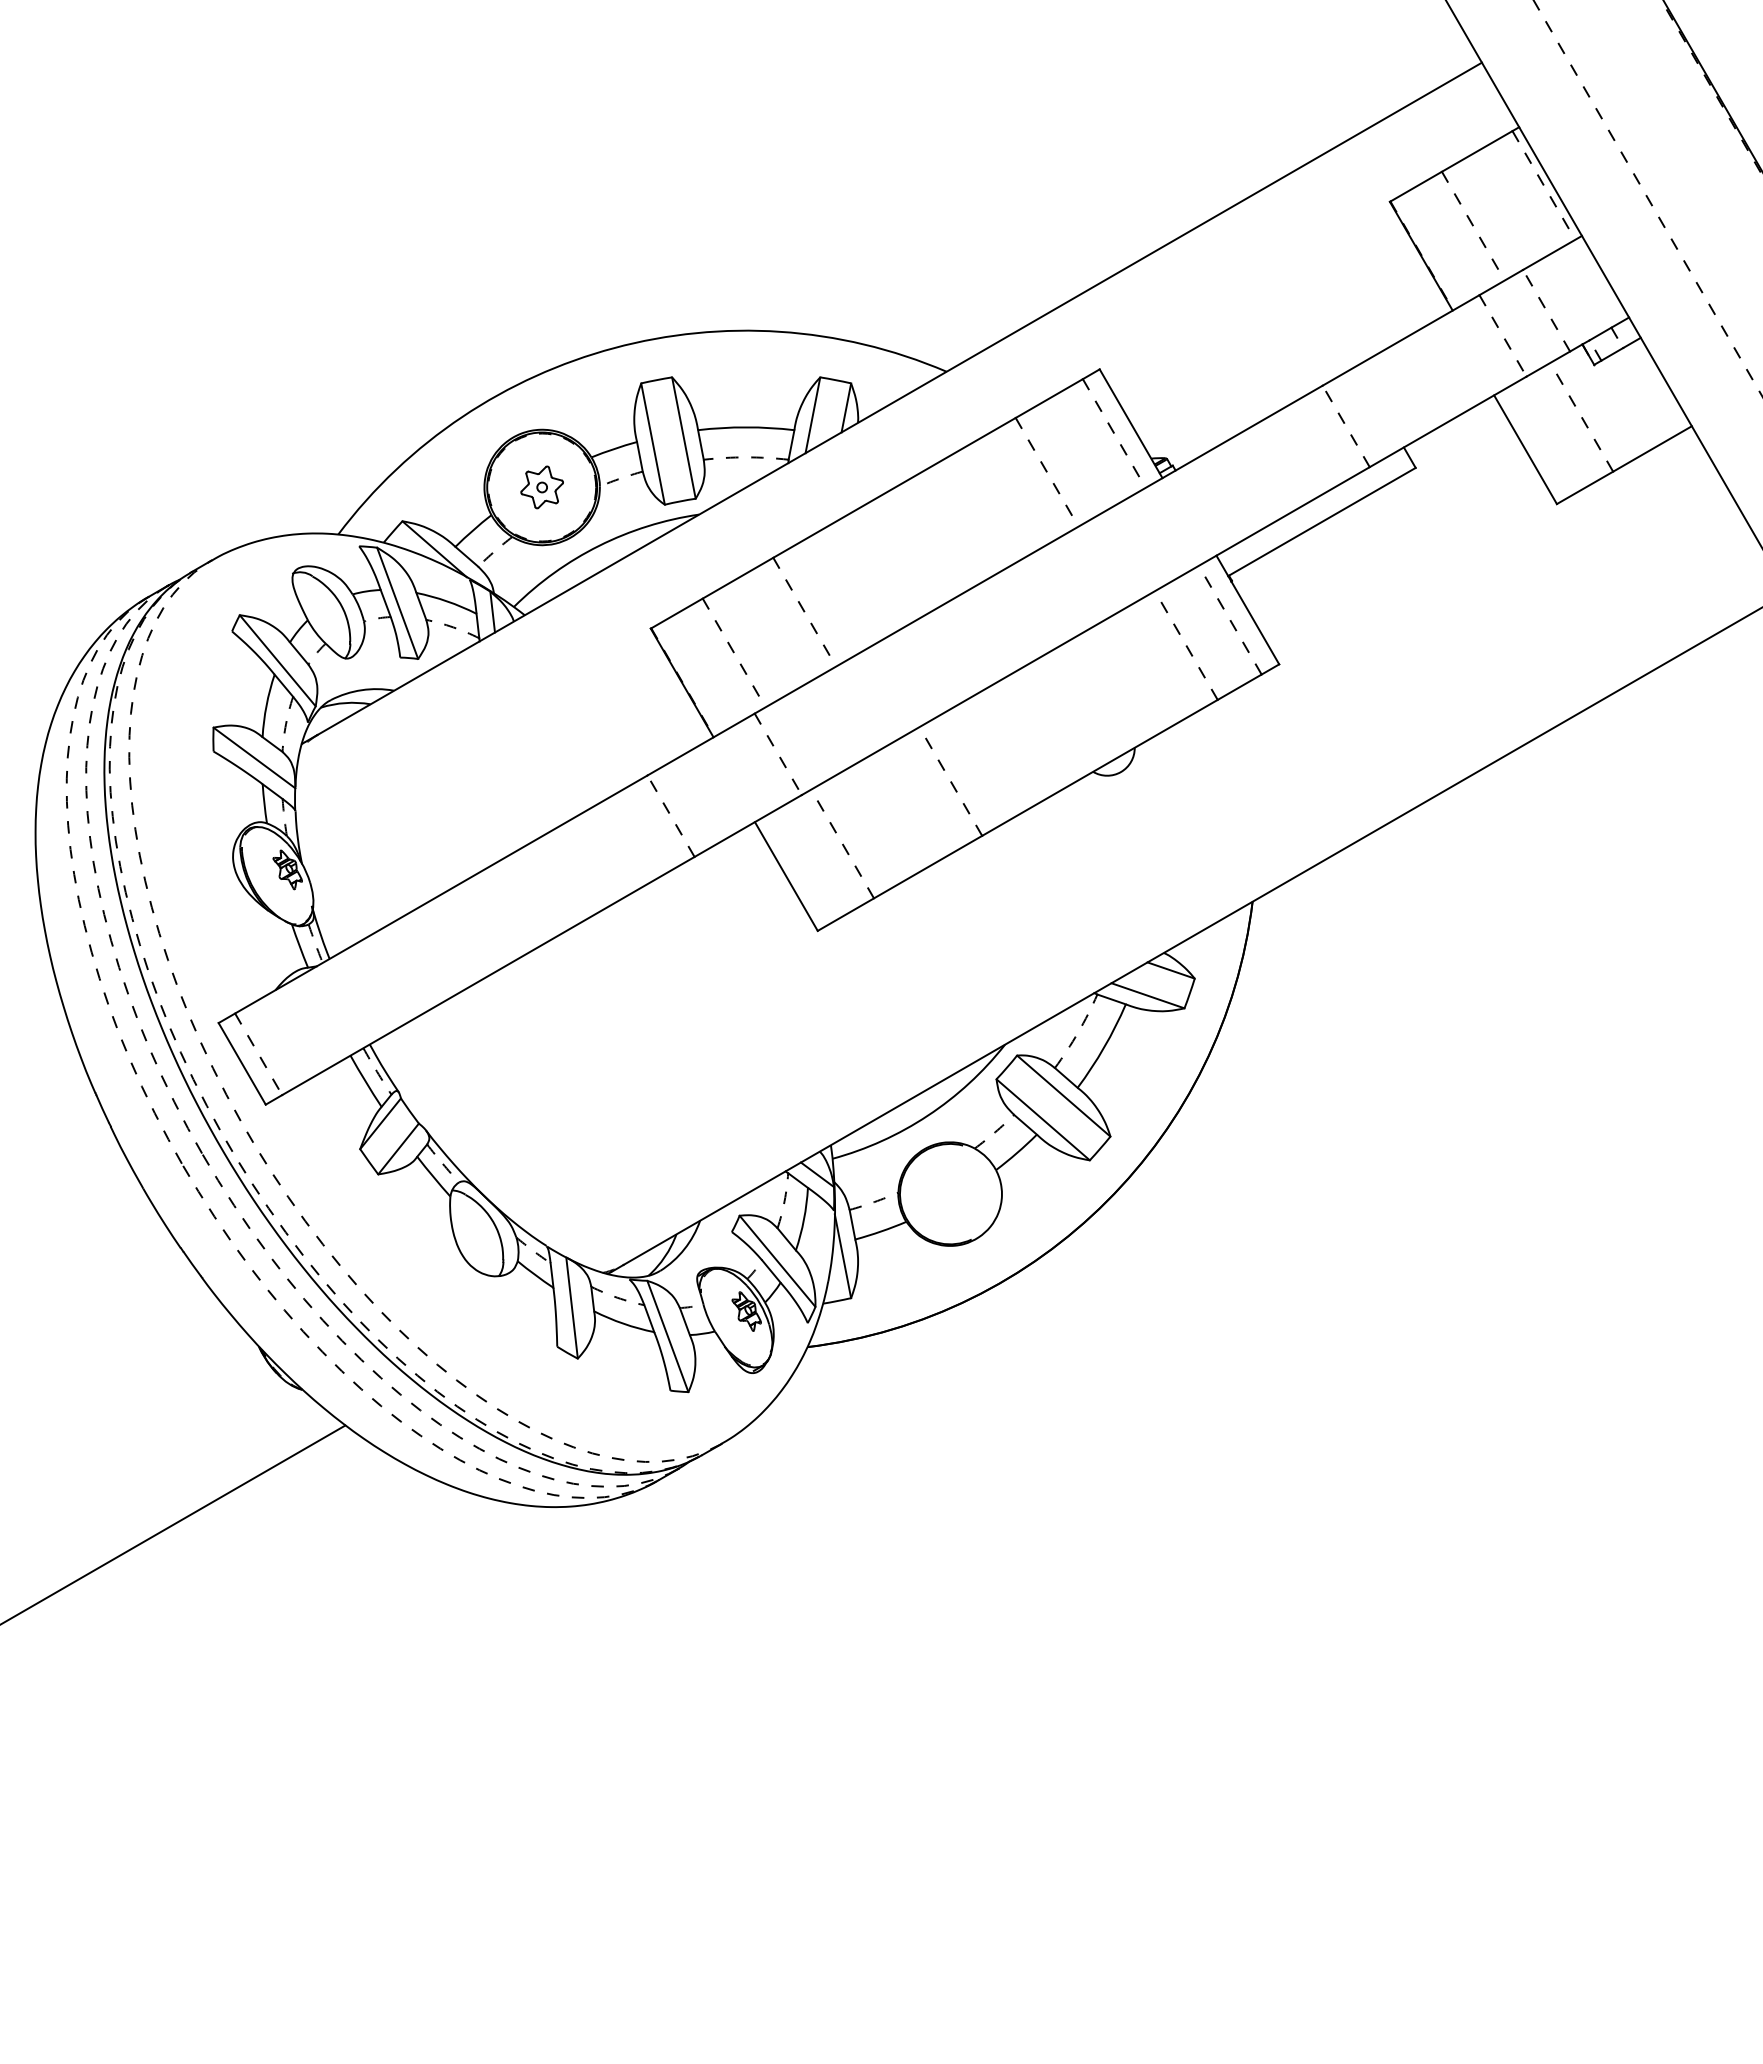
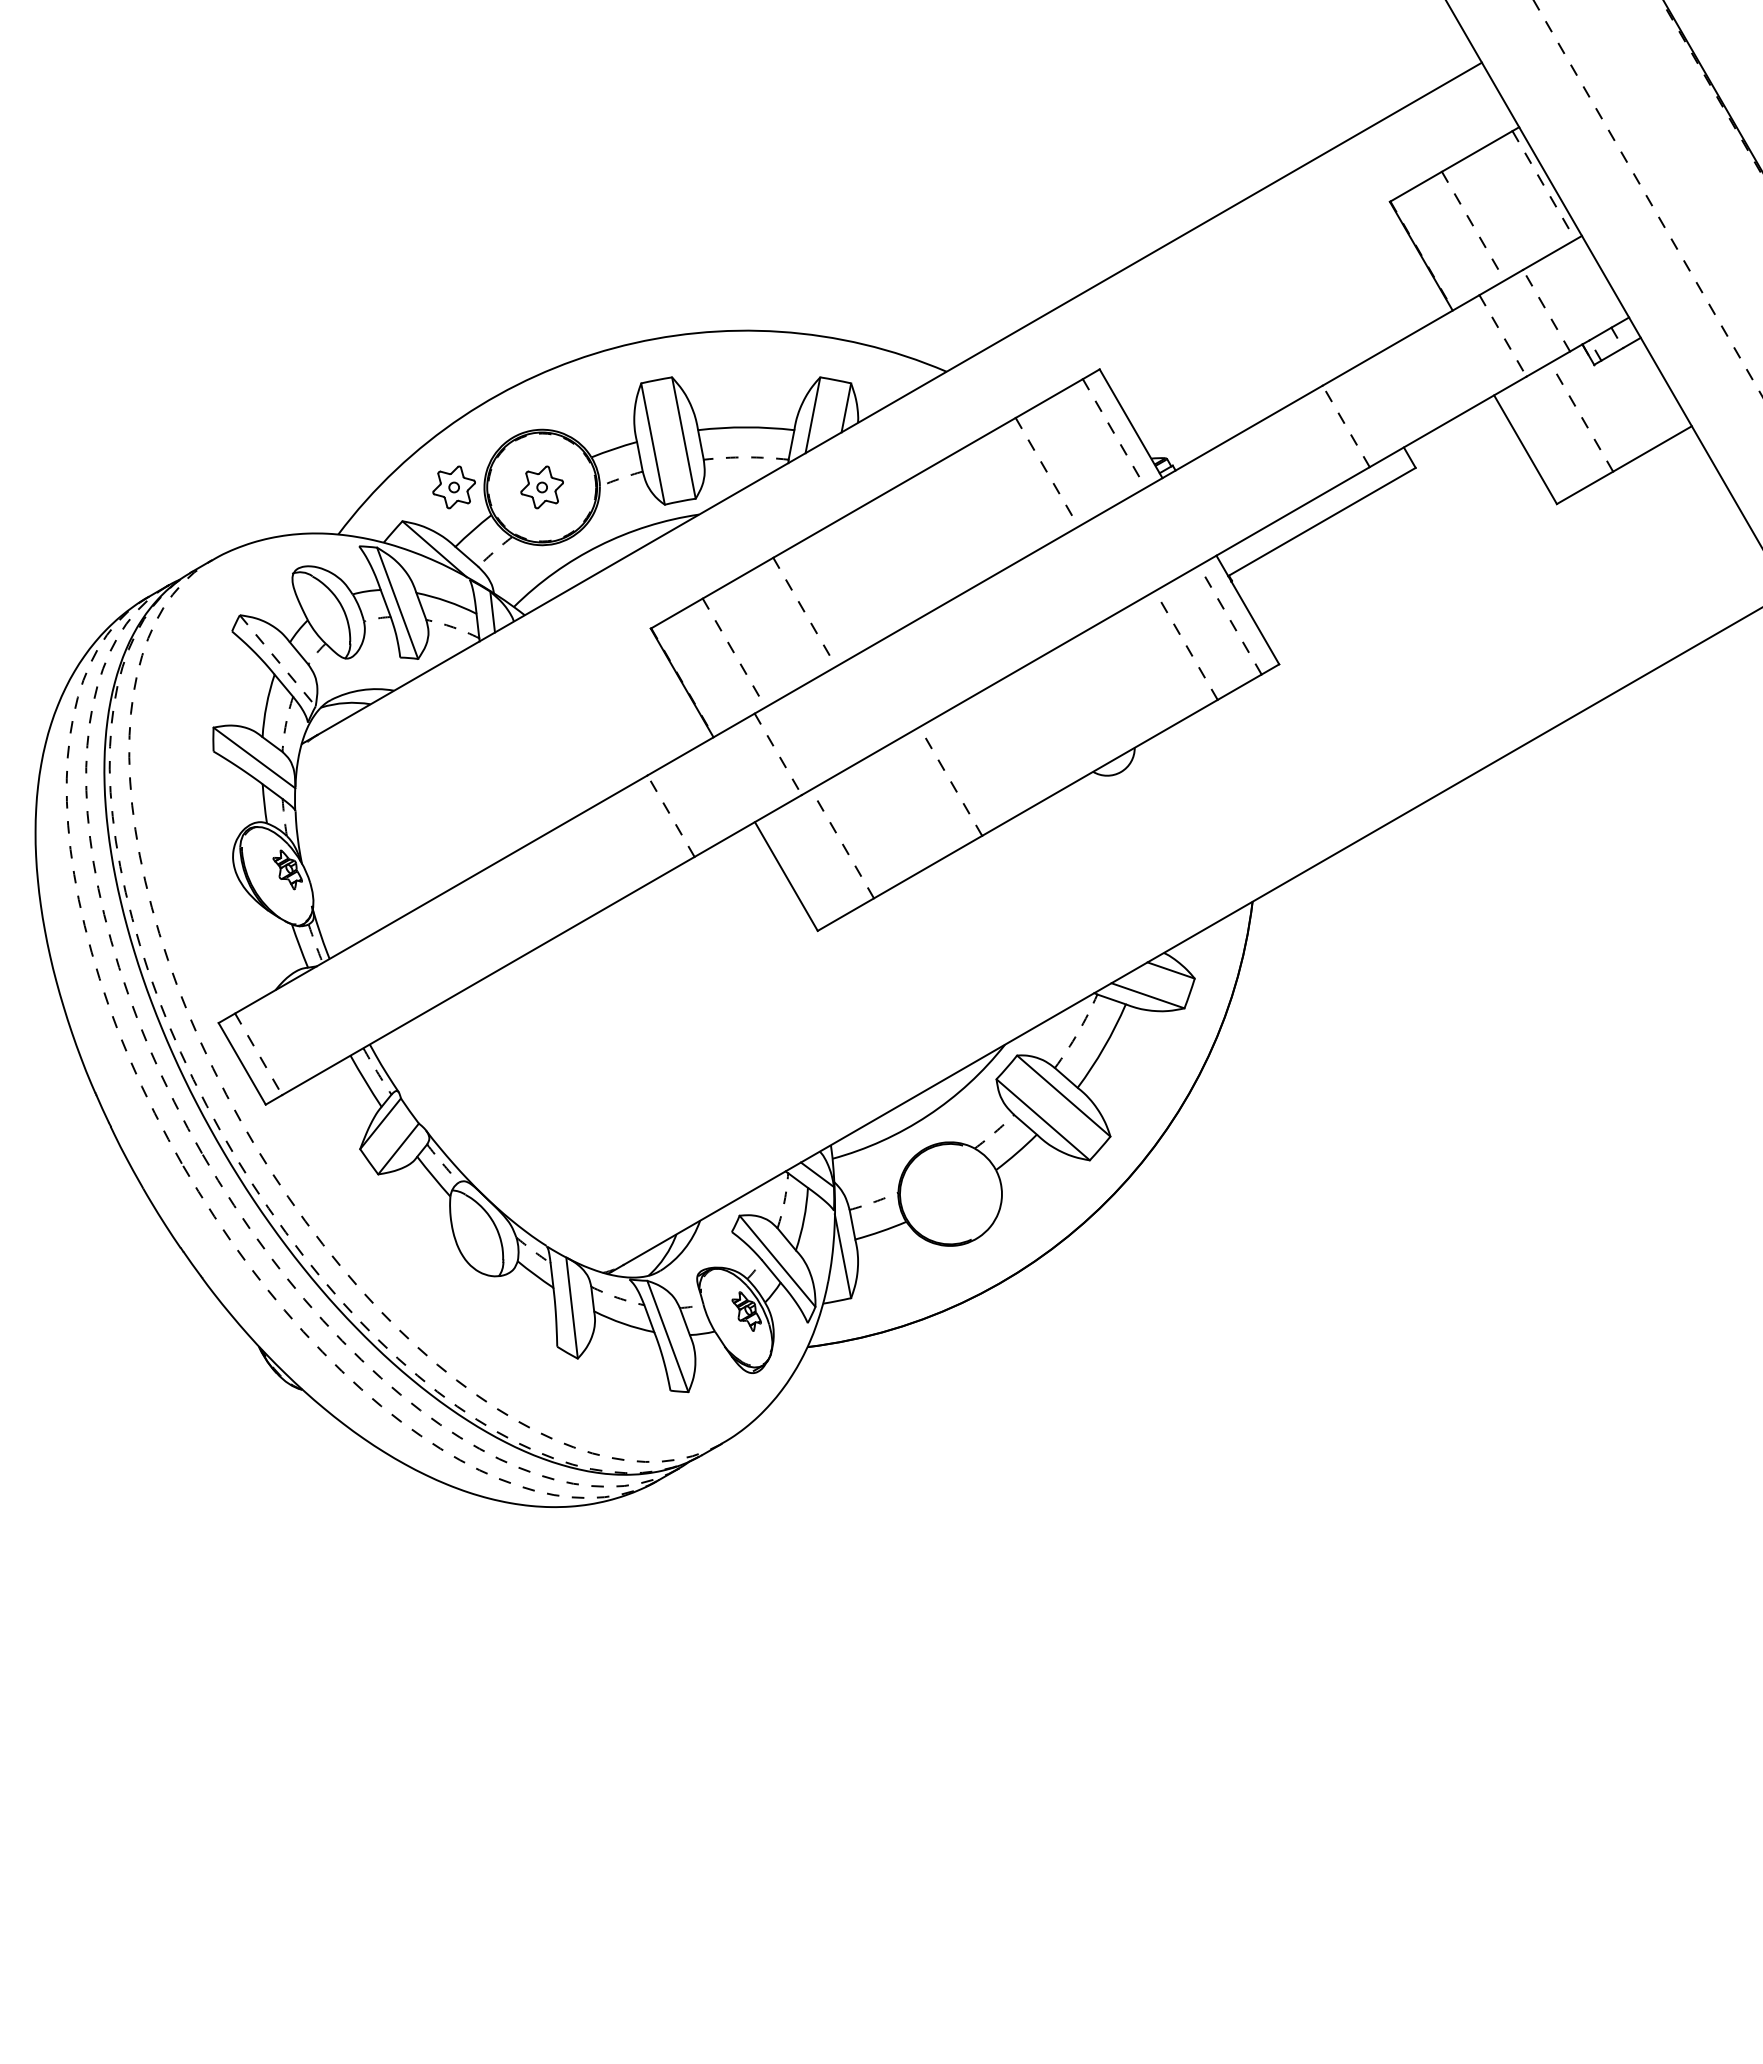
part: none -> present (453, 487)
line: solid -> dashed (278, 661)
line: present -> none (173, 1524)
